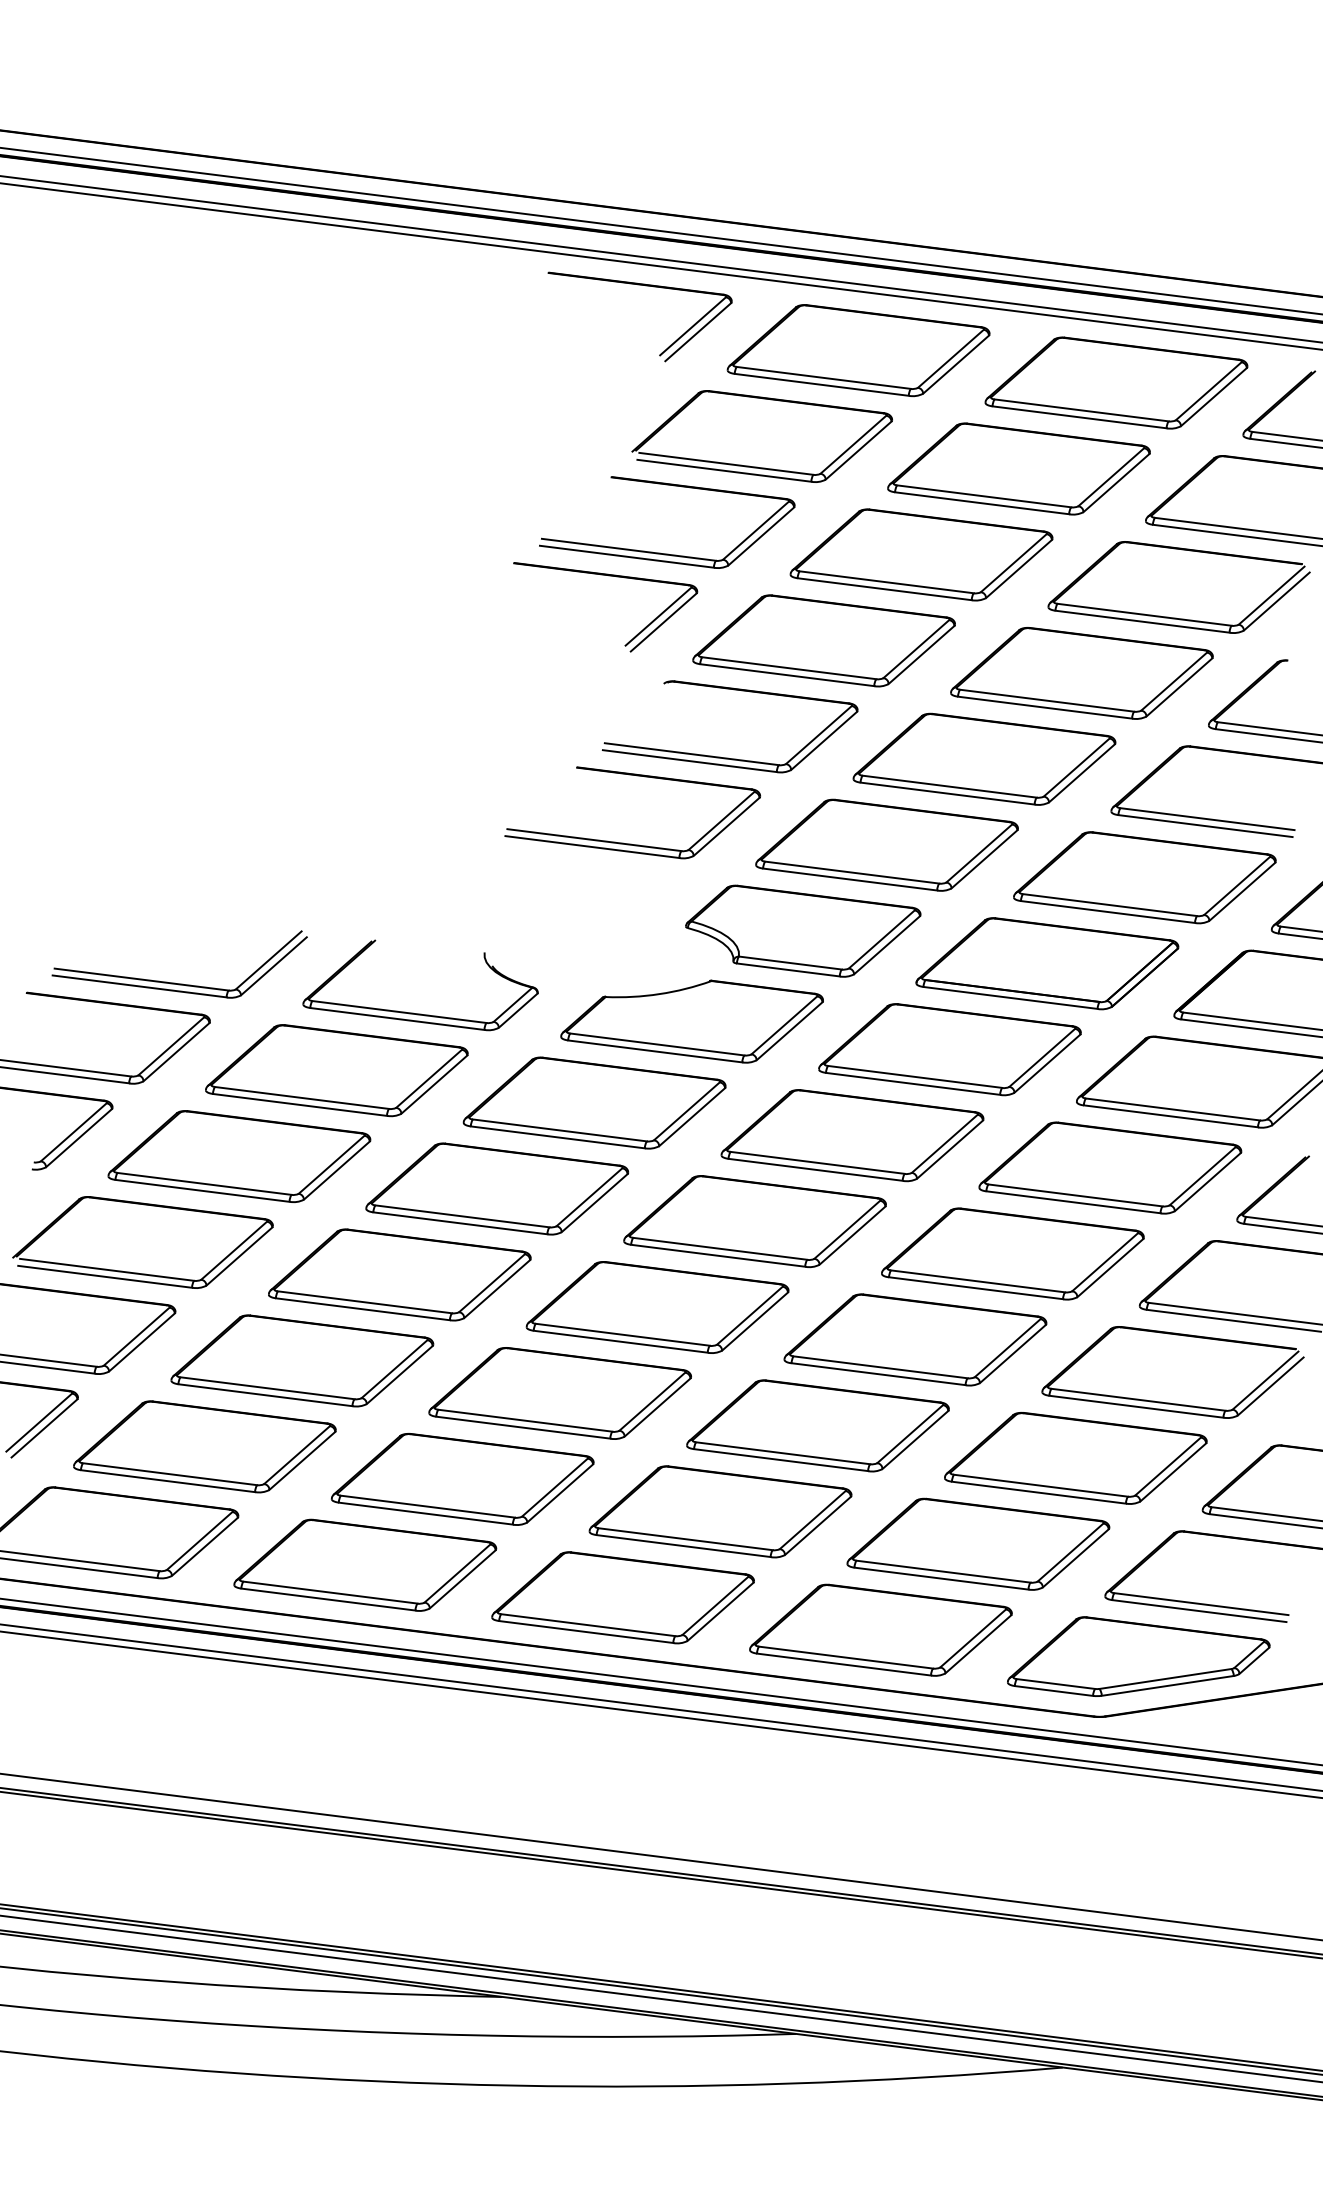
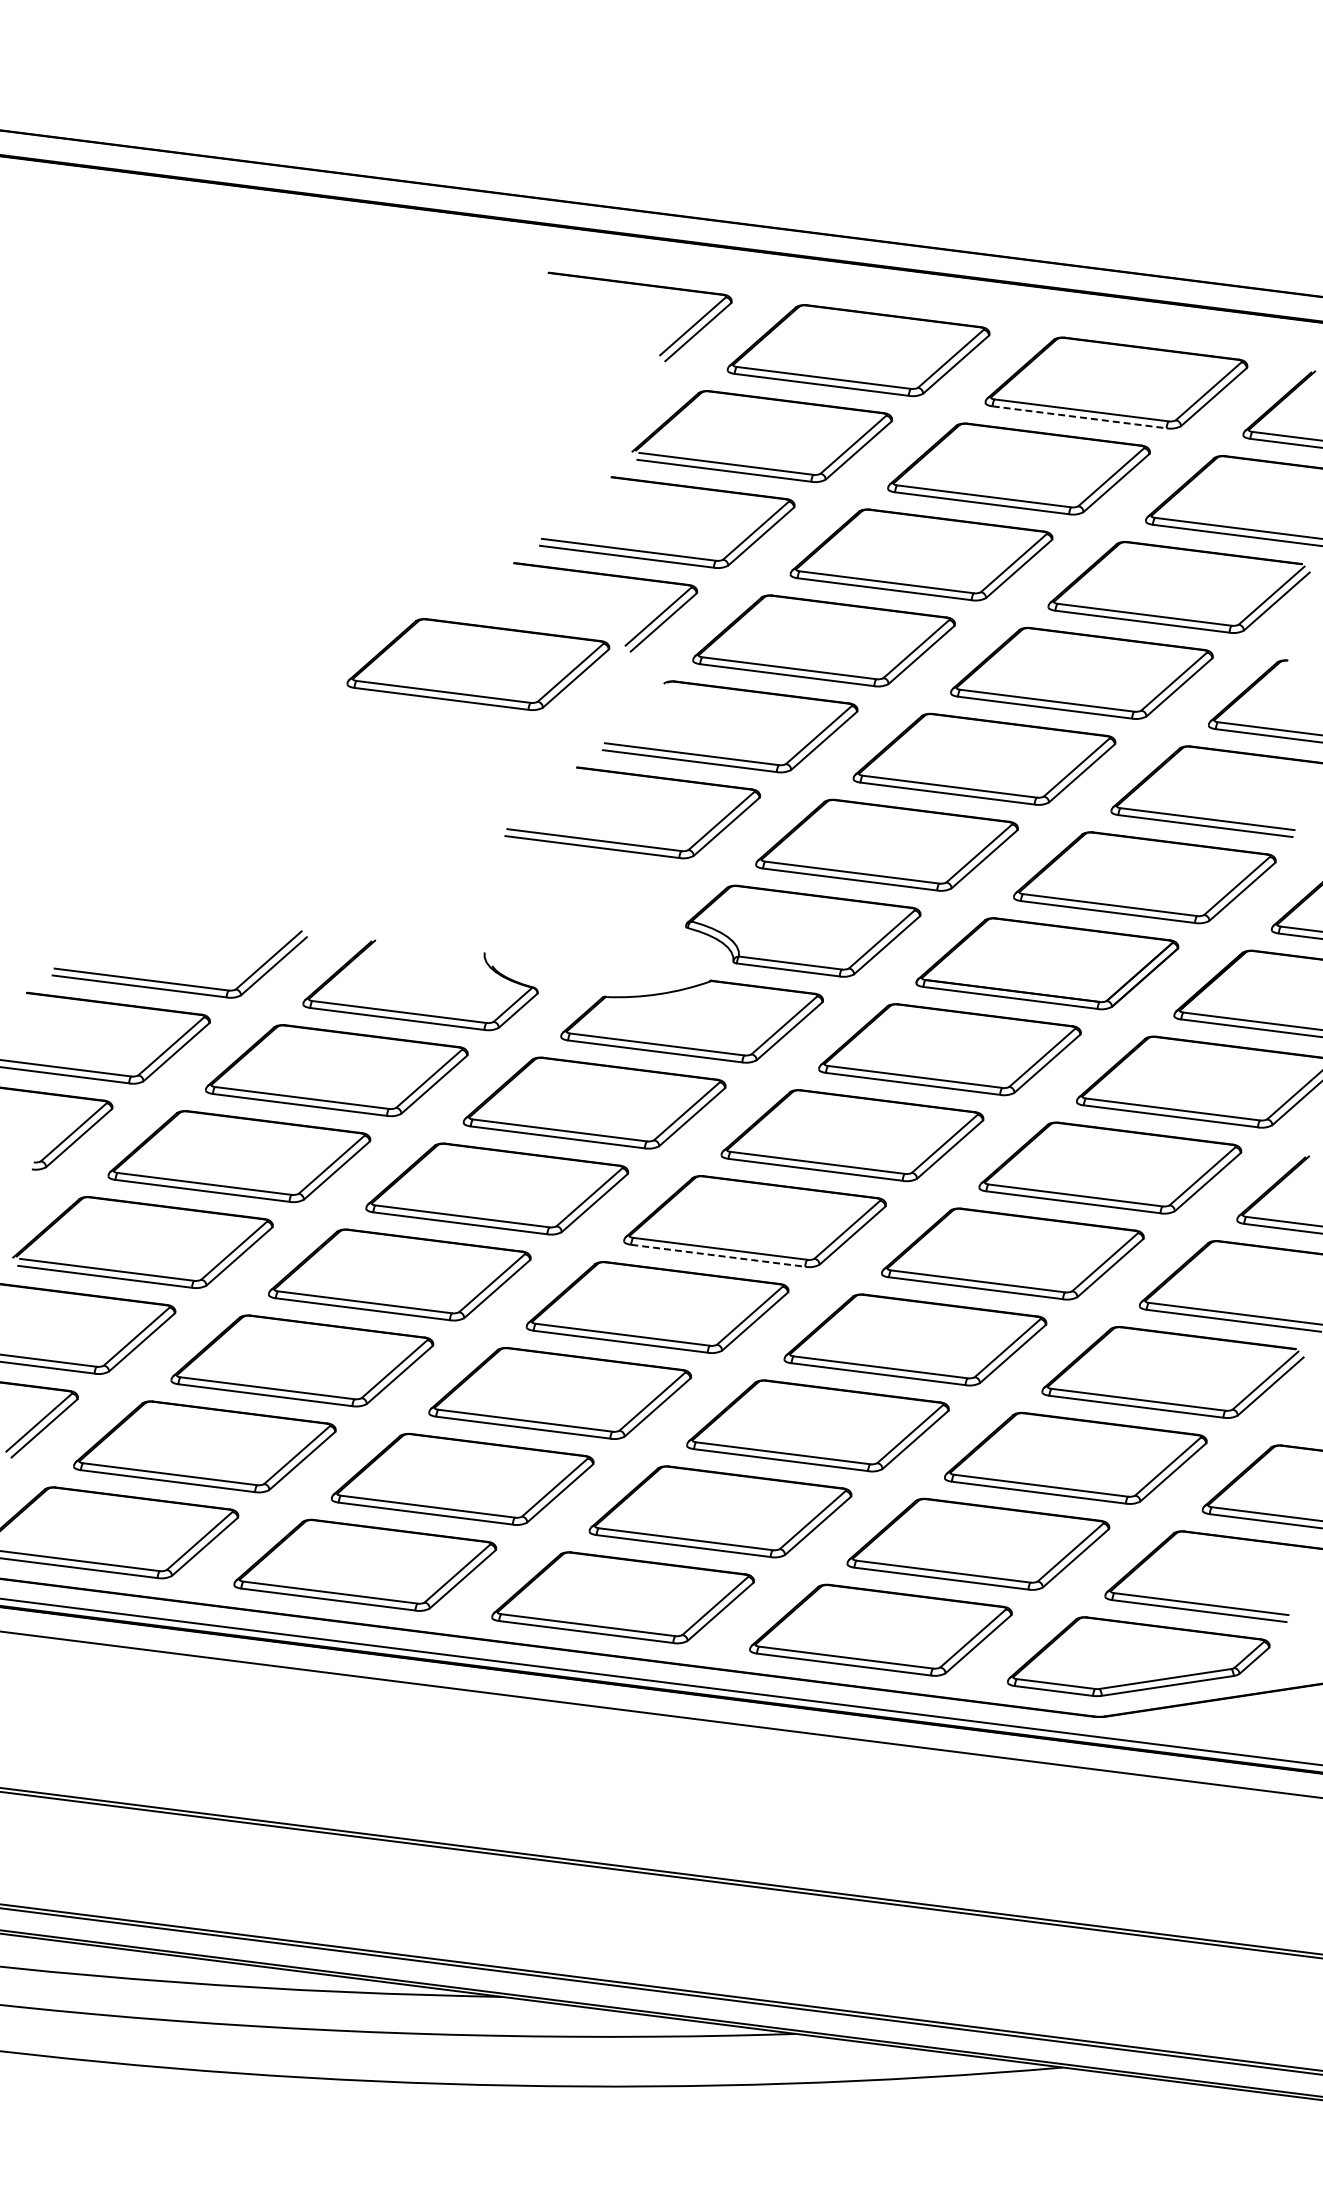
line: present -> none (660, 231)
line: present -> none (660, 259)
line: present -> none (660, 266)
line: solid -> dashed (1079, 417)
part: none -> present (478, 664)
line: solid -> dashed (718, 1255)
line: present -> none (660, 1707)
line: present -> none (660, 1856)
line: present -> none (660, 1998)
